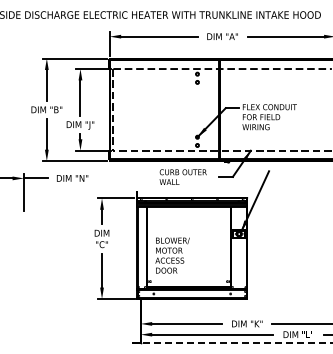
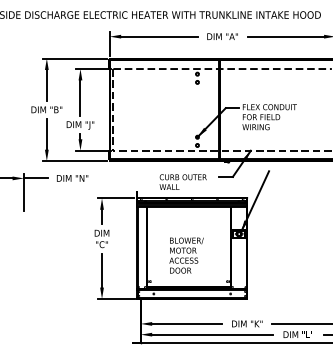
text position: (182, 176) -> (182, 181) (182, 181)
text position: (172, 255) -> (186, 255) (186, 255)
line: dashed -> solid (236, 342)
